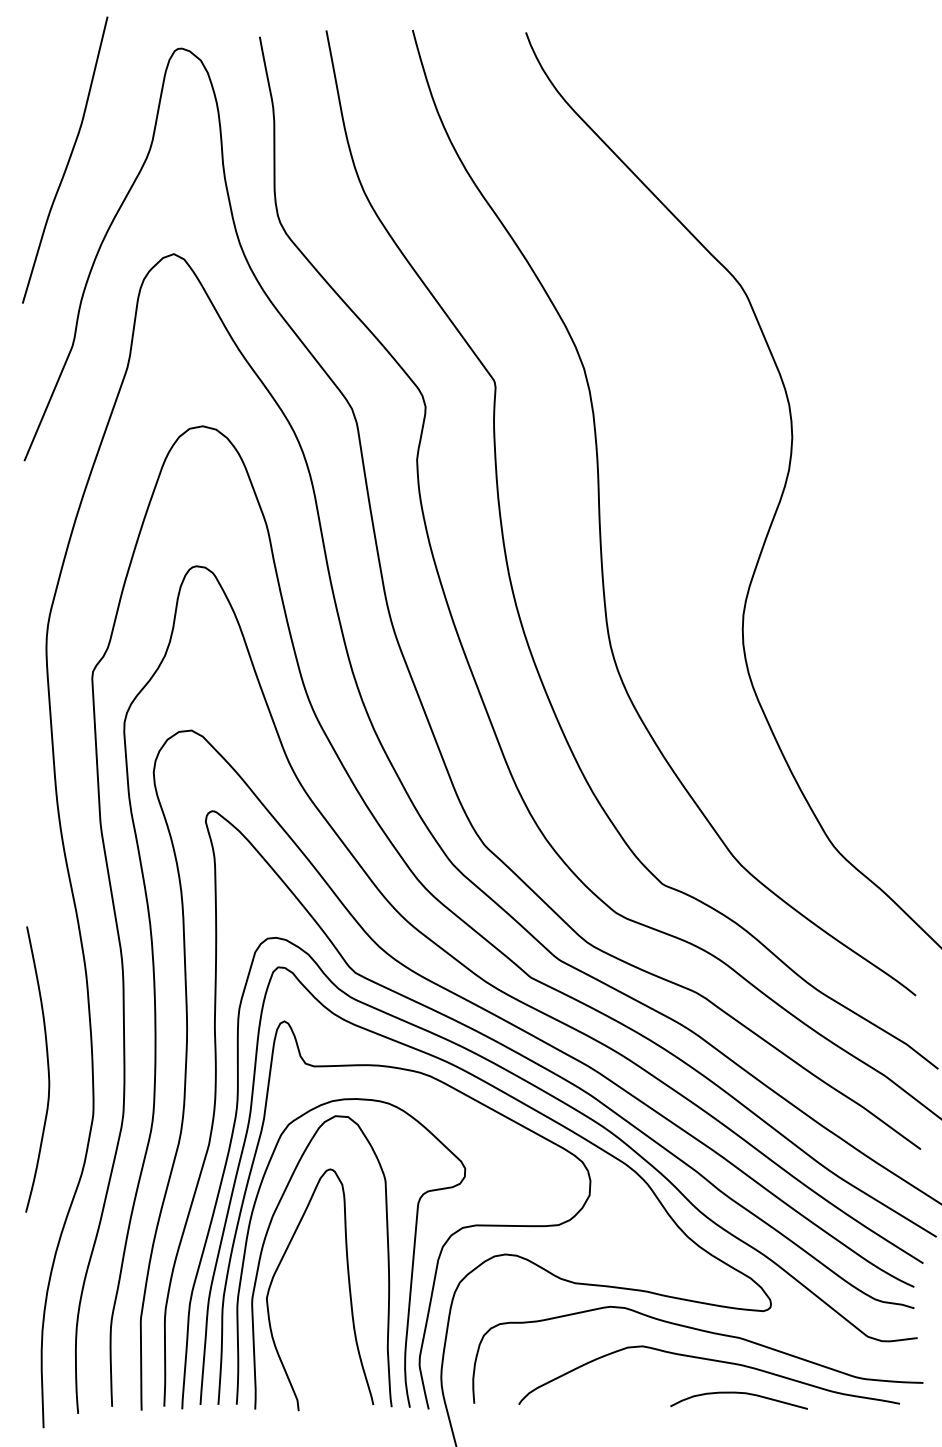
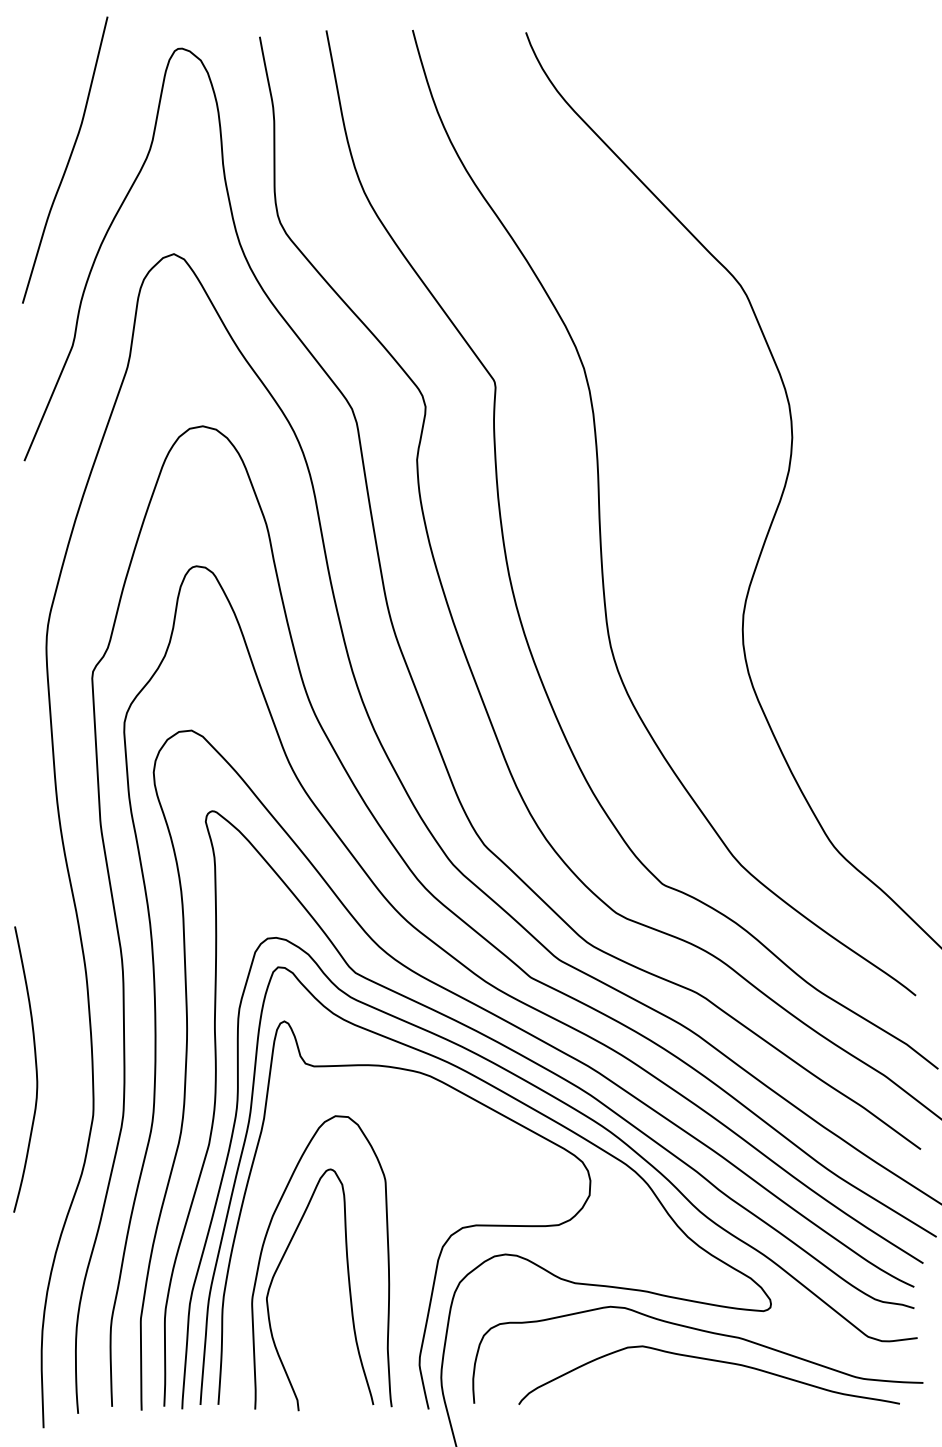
curve position: (47, 1069) -> (35, 1069) (35, 1069)
curve: present -> none (412, 1254)
curve: present -> none (738, 1393)
